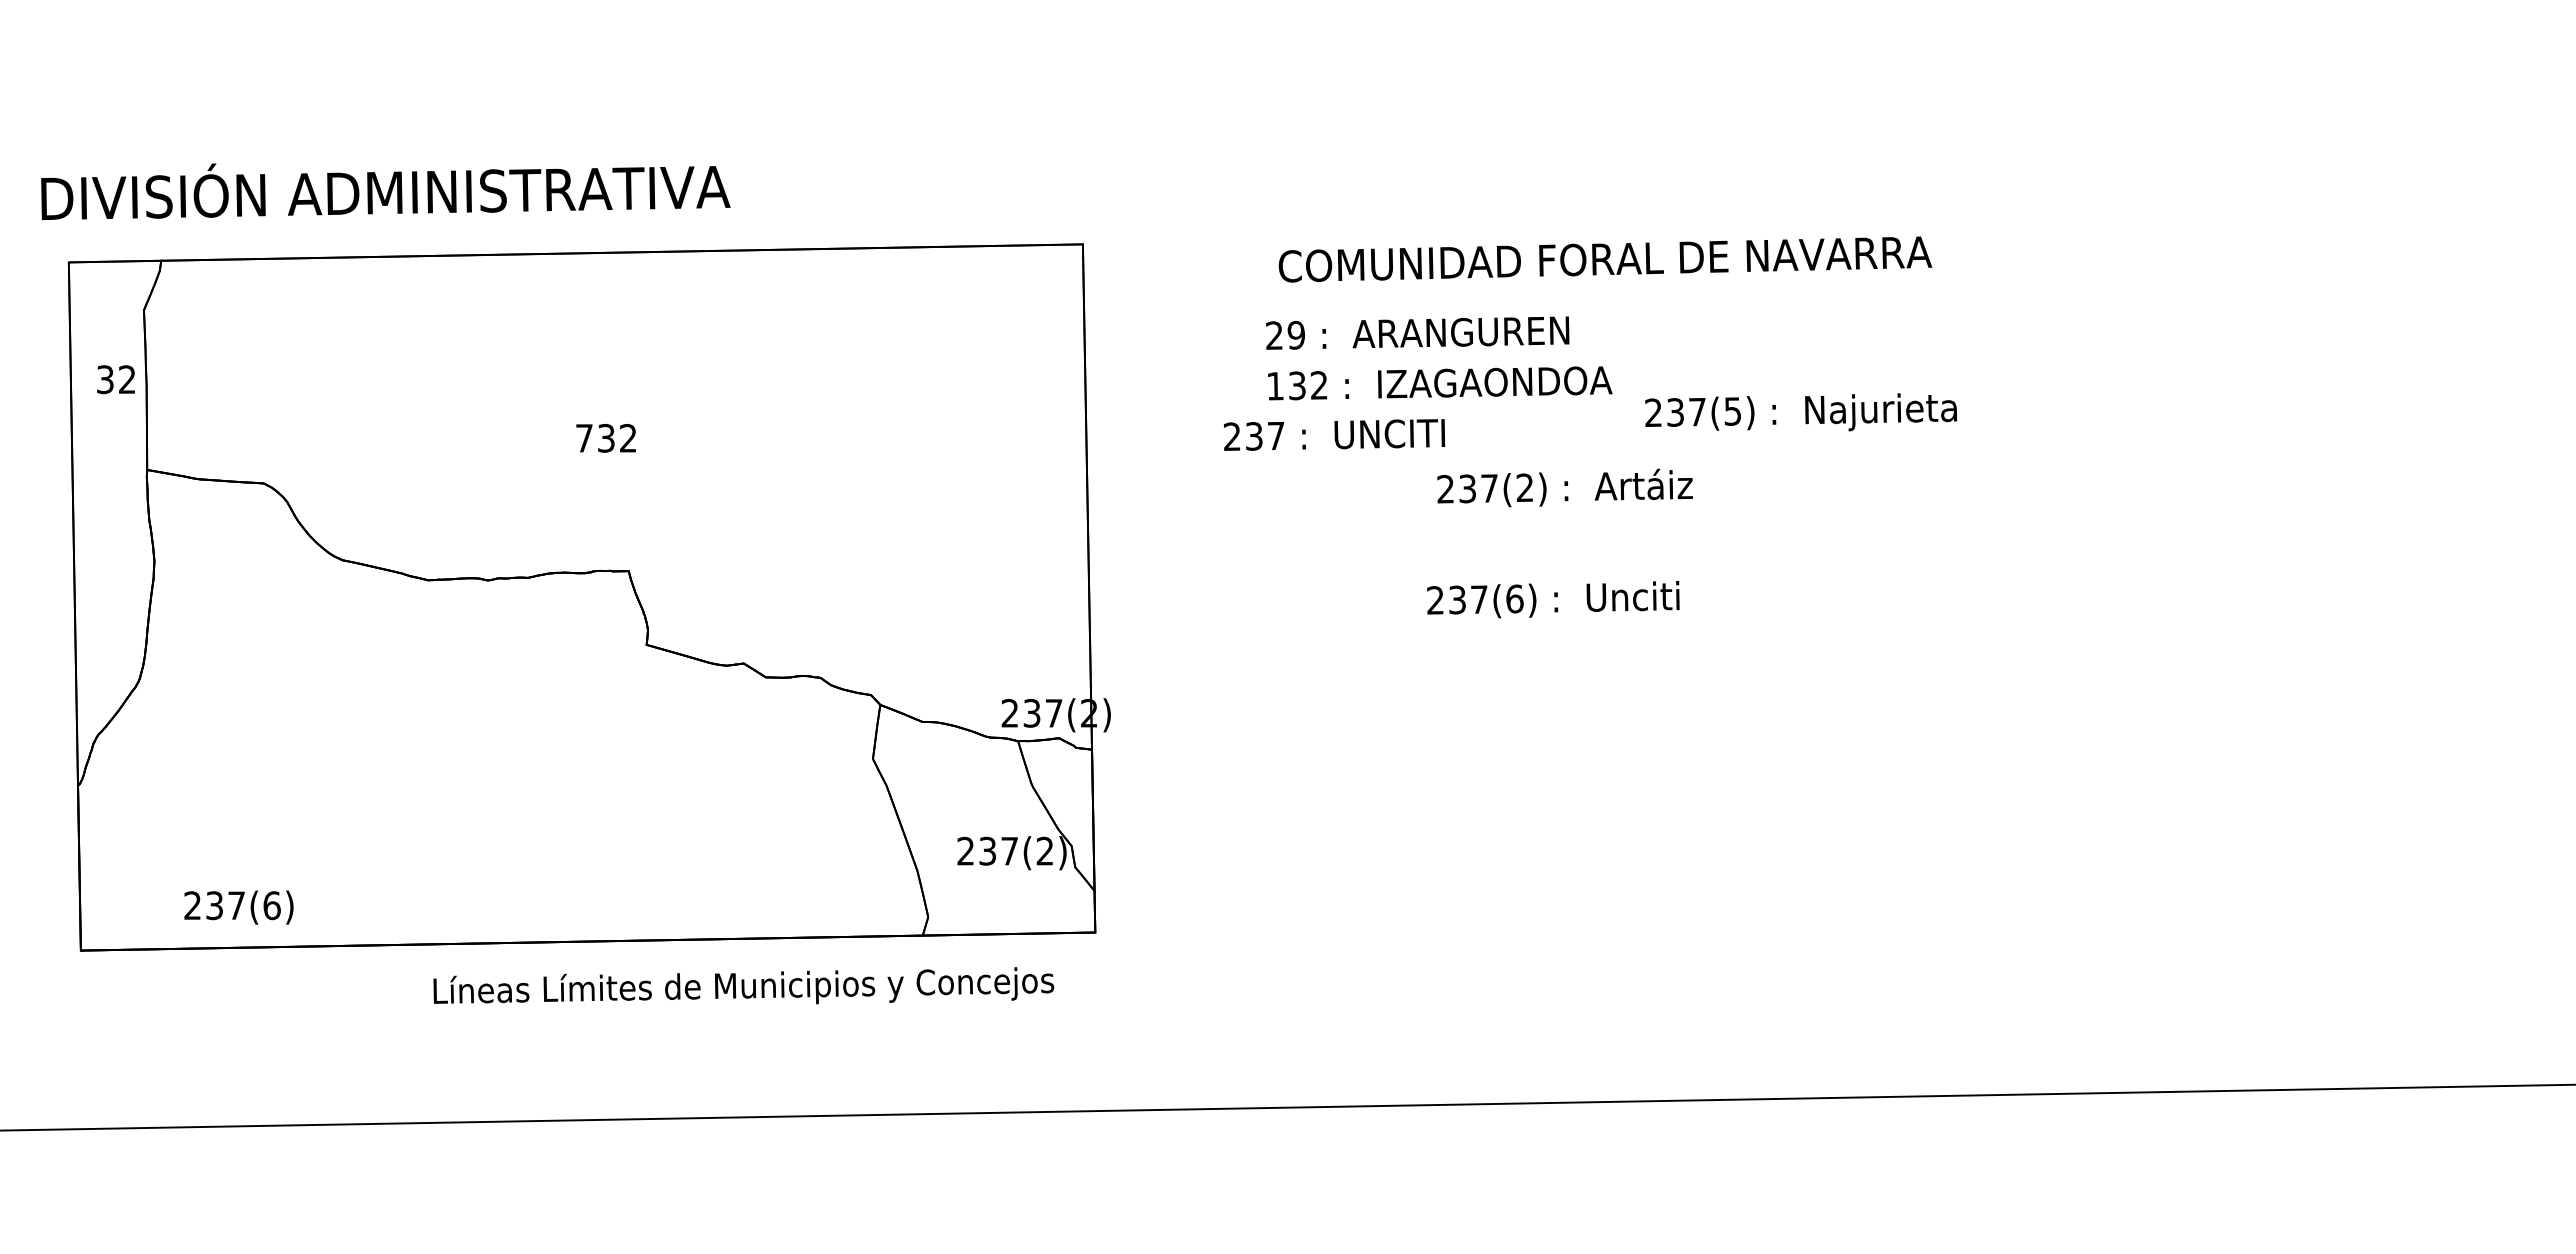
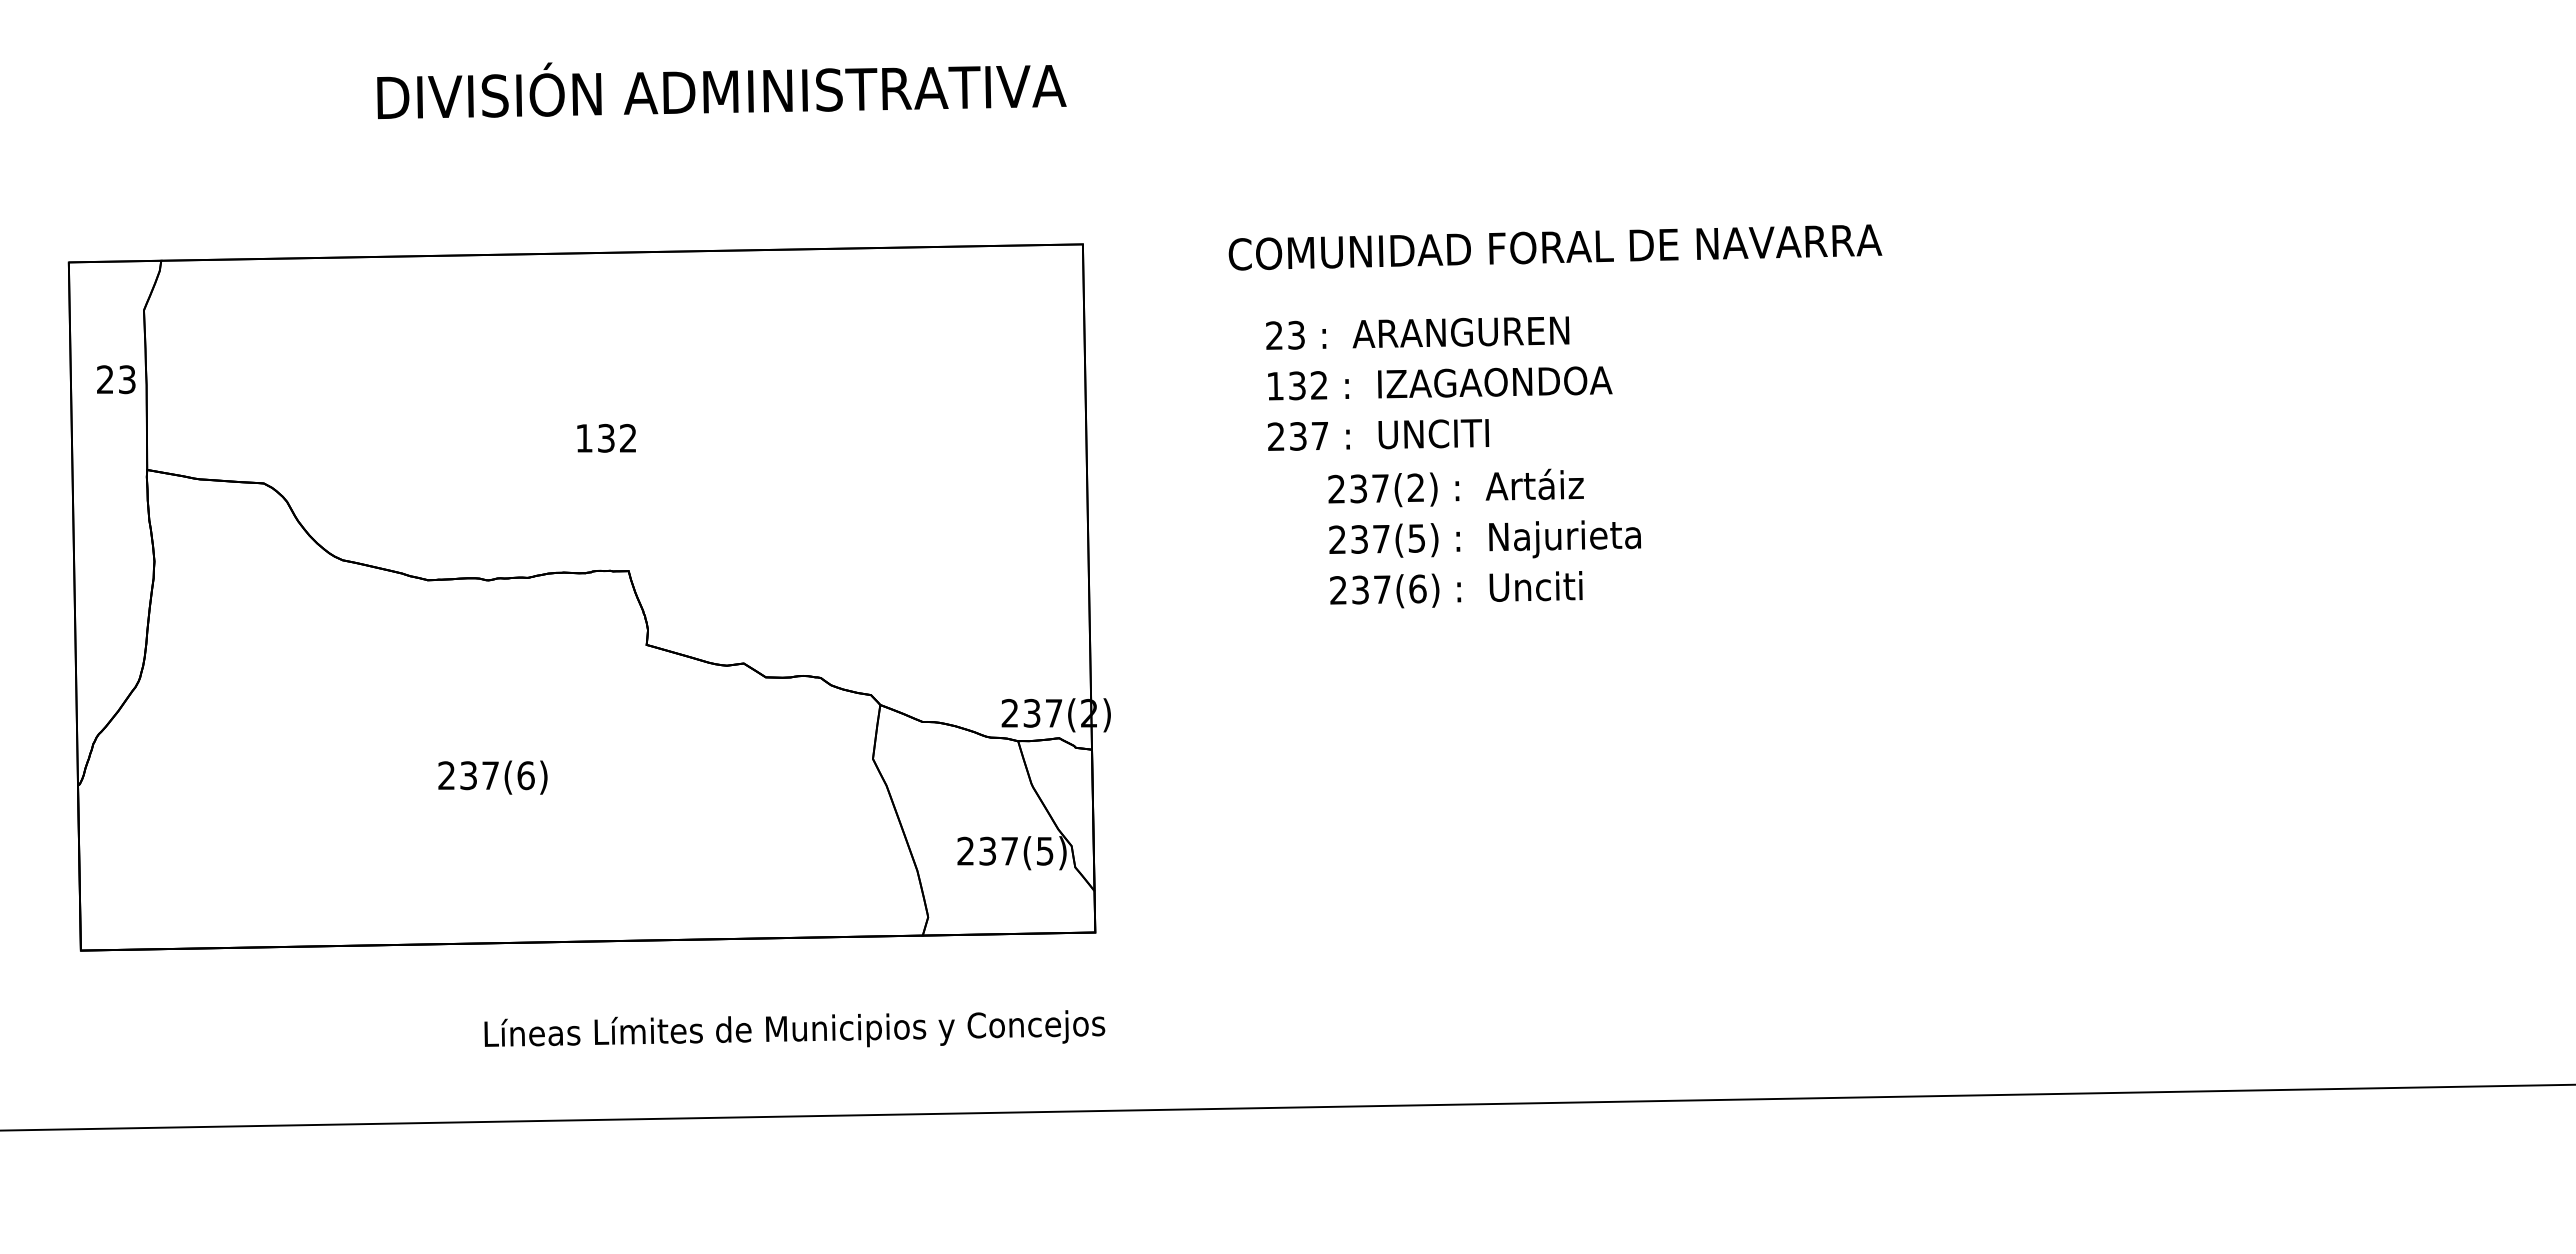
text position: (385, 191) -> (721, 90) (721, 90)
text position: (1605, 259) -> (1555, 247) (1555, 247)
text: 29 -> 23 (1296, 335)
text: 32 -> 23 (116, 379)
text position: (1800, 412) -> (1484, 539) (1484, 539)
text position: (1334, 434) -> (1378, 434) (1378, 434)
text: 732 -> 132 (584, 438)
text position: (1564, 487) -> (1455, 487) (1455, 487)
text position: (1553, 599) -> (1456, 589) (1456, 589)
text: 237(2) -> 237(5) (1044, 850)
text position: (238, 907) -> (492, 777) (492, 777)
text position: (743, 985) -> (794, 1028) (794, 1028)
